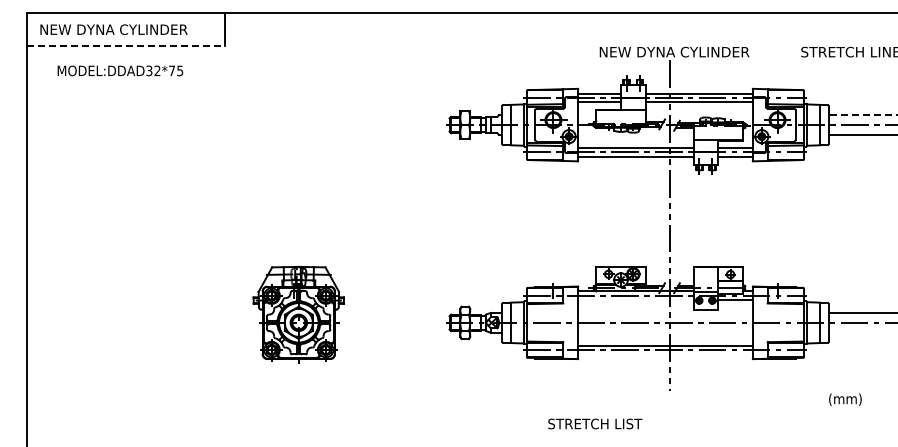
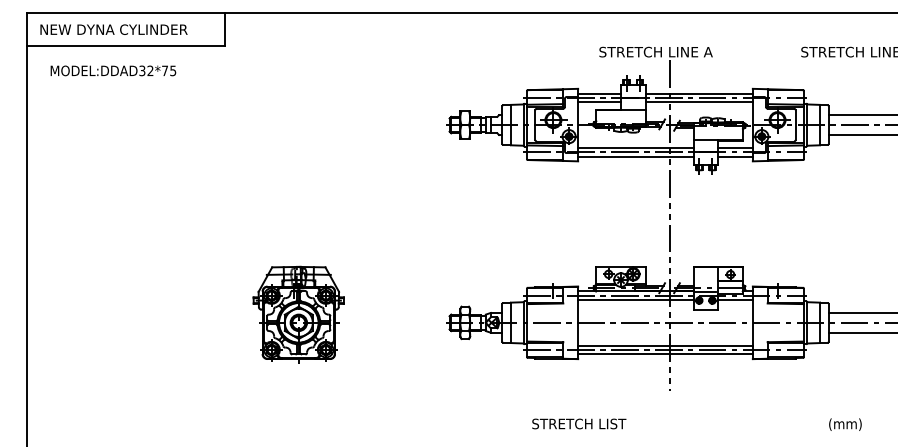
line: dashed -> solid (125, 46)
text: NEW DYNA CYLINDER -> STRETCH LINE A (674, 51)
text position: (120, 70) -> (113, 70) (113, 70)
line: dashed -> solid (862, 115)
line: none -> present (635, 300)
line: none -> present (861, 332)
line: none -> present (665, 354)
text position: (845, 399) -> (845, 424) (845, 424)
text position: (595, 423) -> (579, 423) (579, 423)
